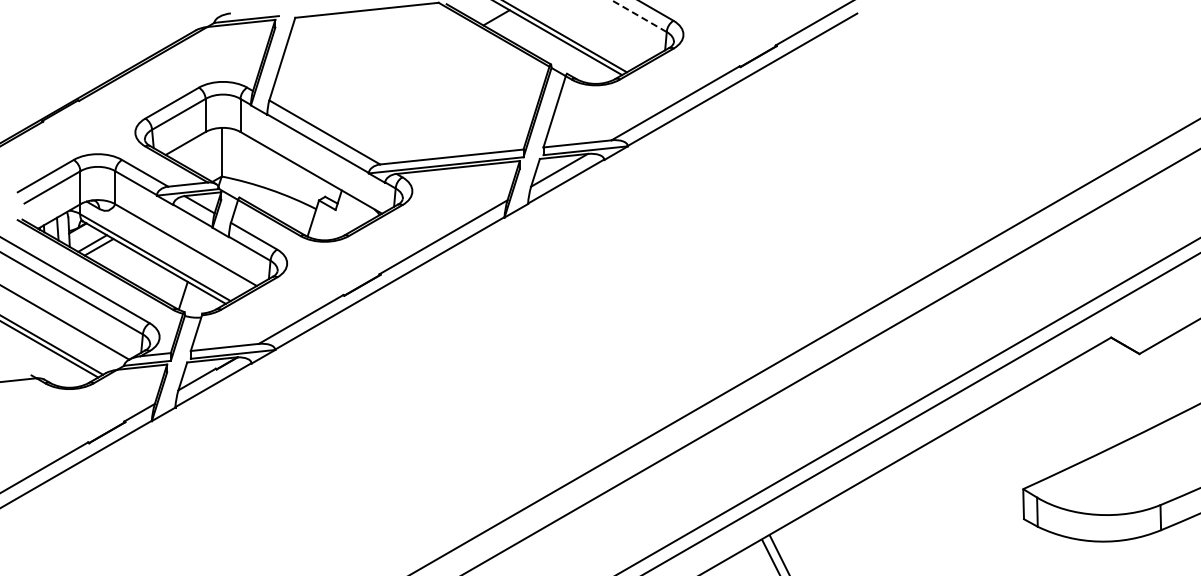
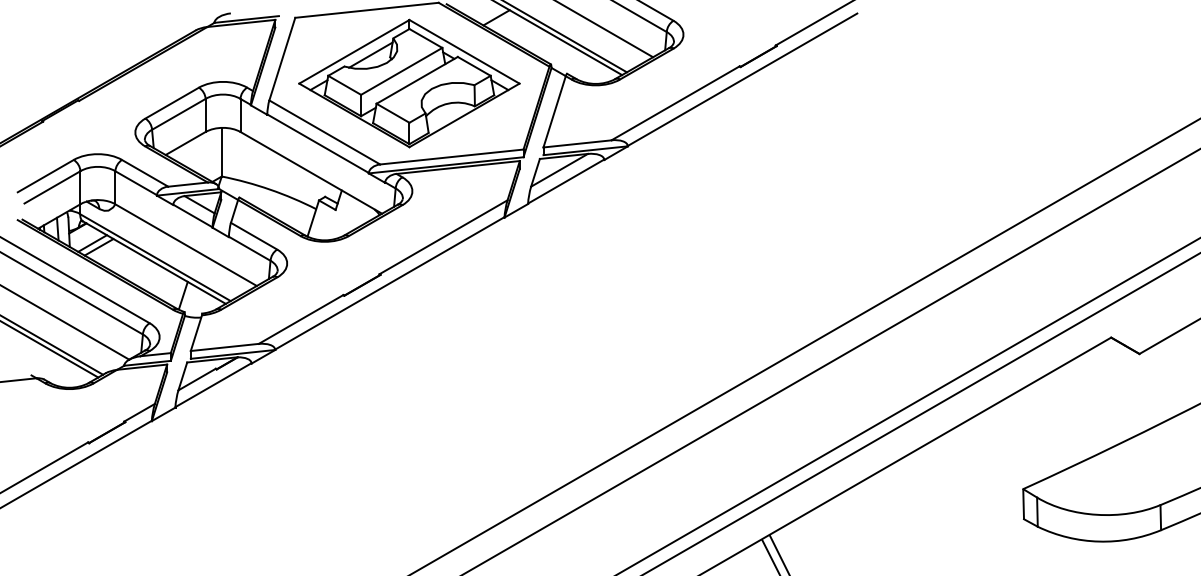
line: dashed -> solid (639, 16)
line: none -> present (605, 29)
part: none -> present (409, 83)
